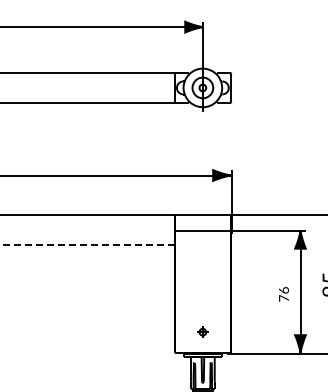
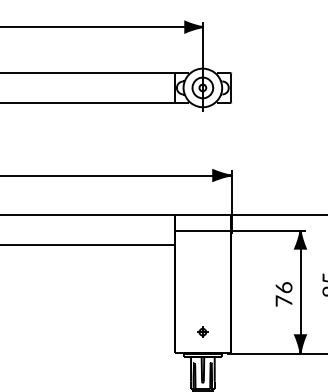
line: dashed -> solid (87, 244)
part size: 10x15 px -> 18x25 px (283, 294)
